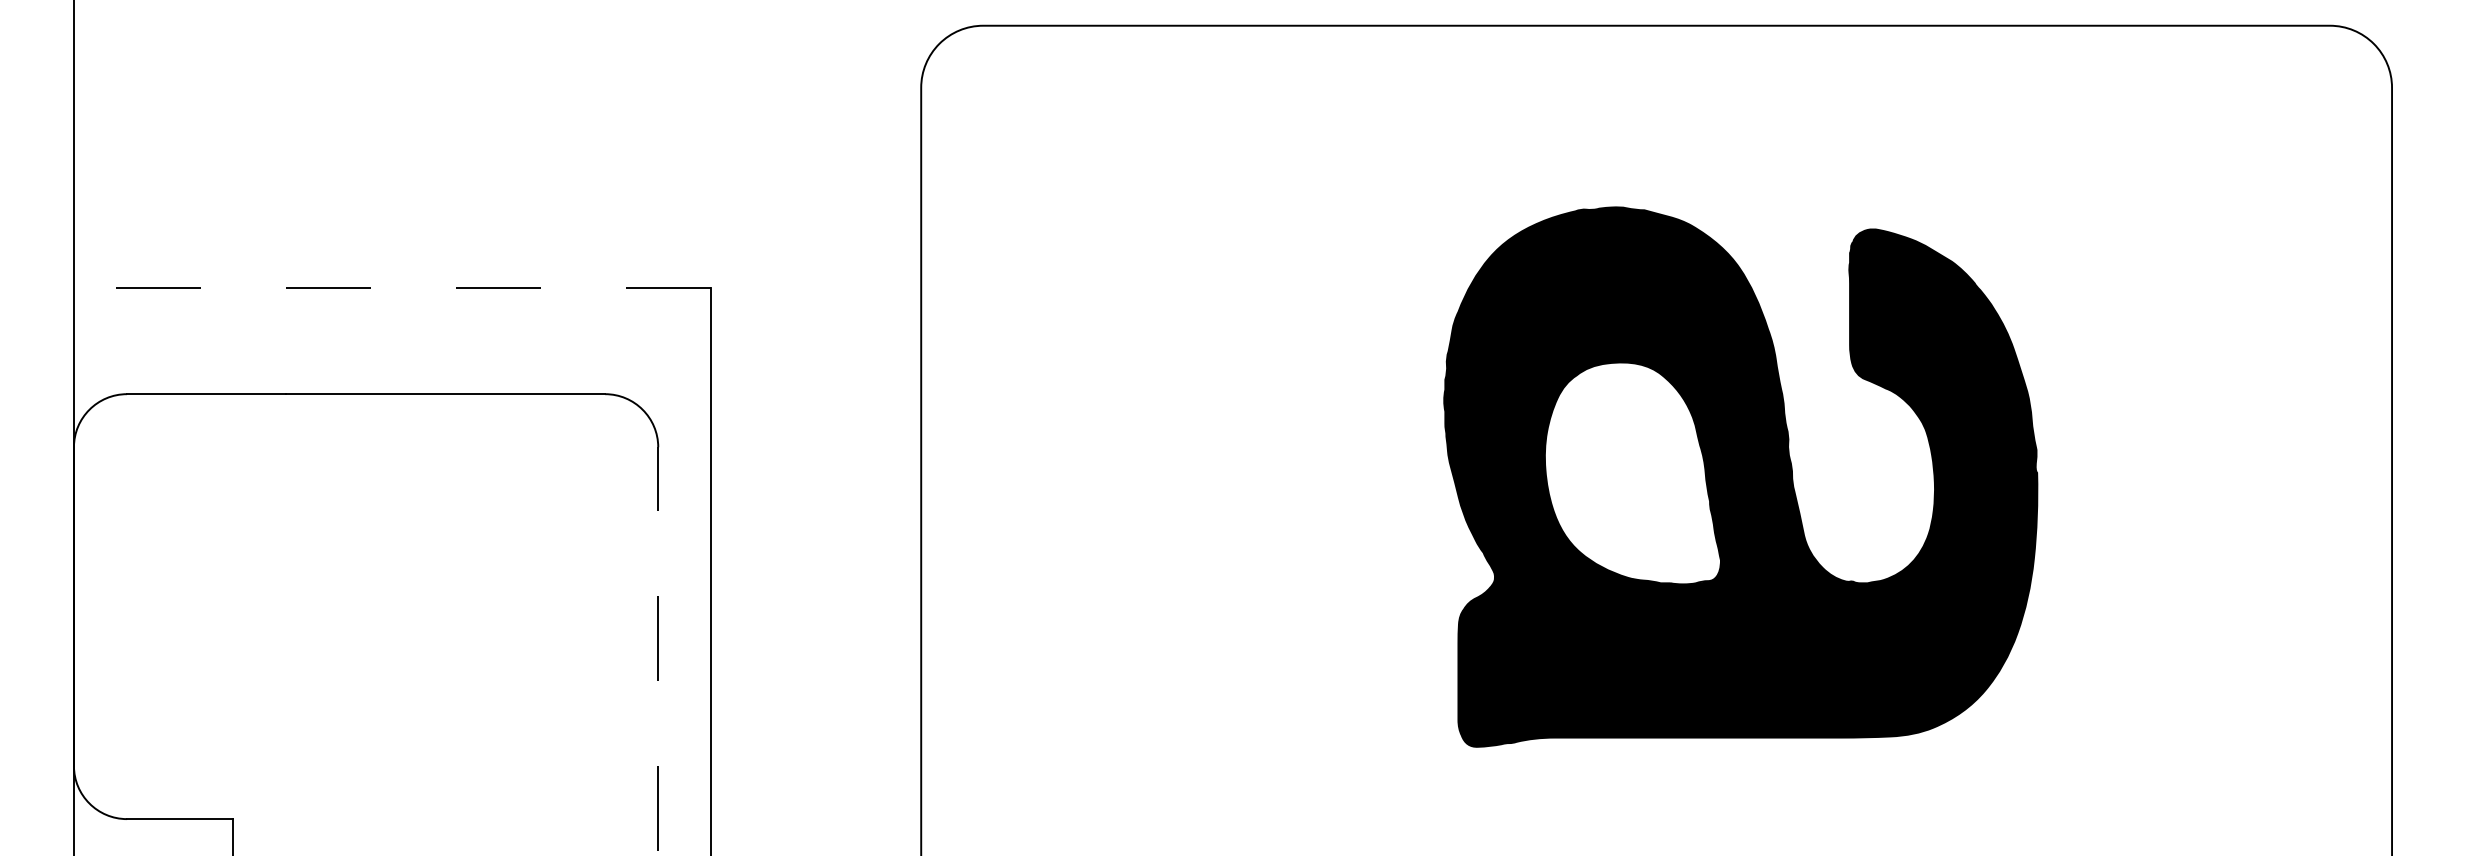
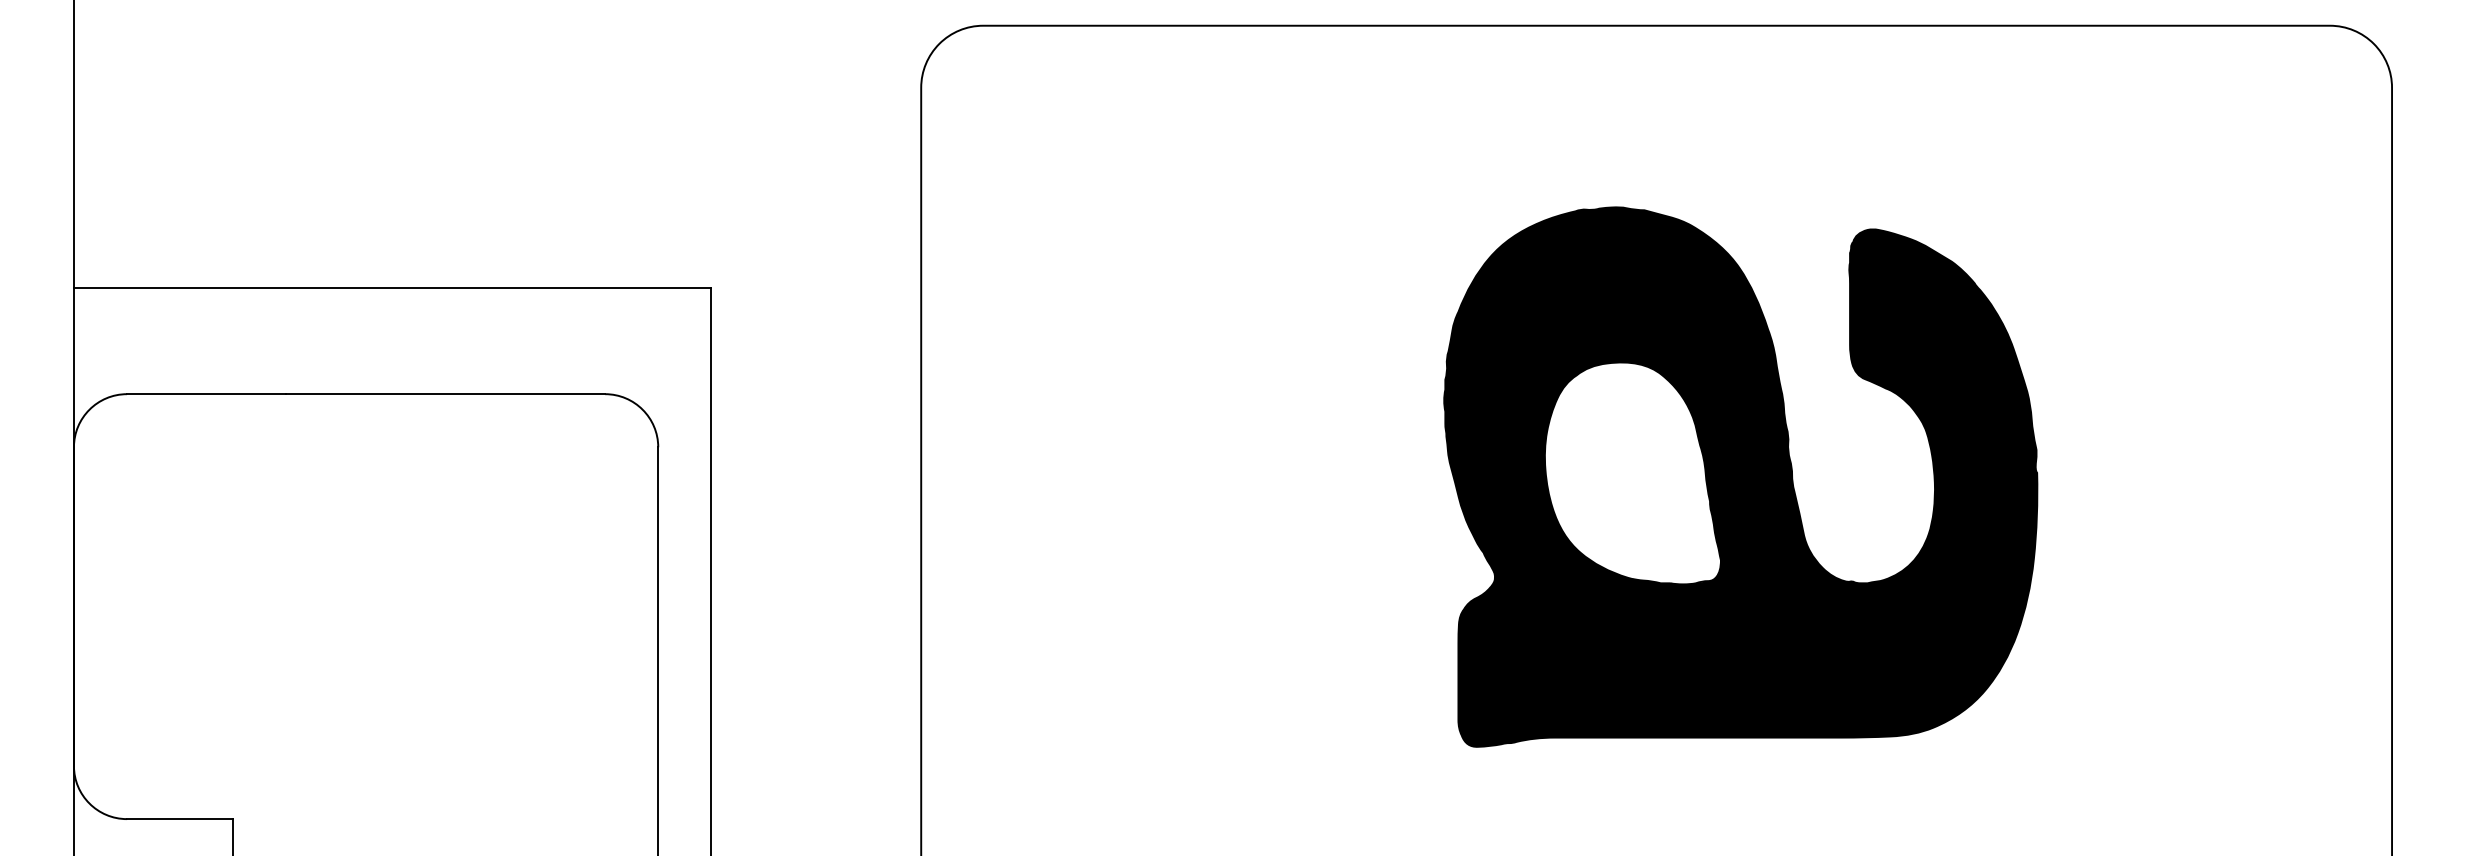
line: dashed -> solid (392, 287)
line: dashed -> solid (658, 651)
